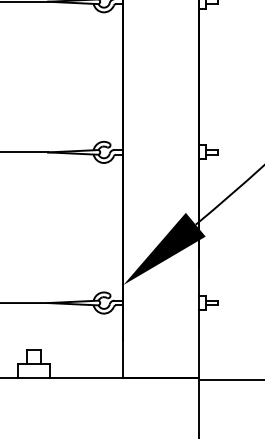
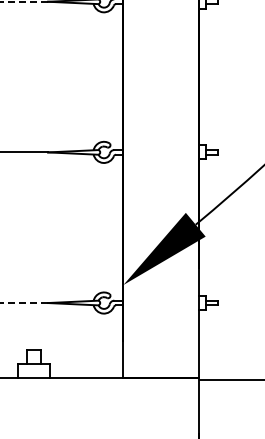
line: solid -> dashed (24, 1)
line: solid -> dashed (24, 303)
